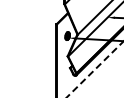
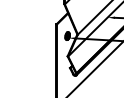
line: dashed -> solid (95, 69)
